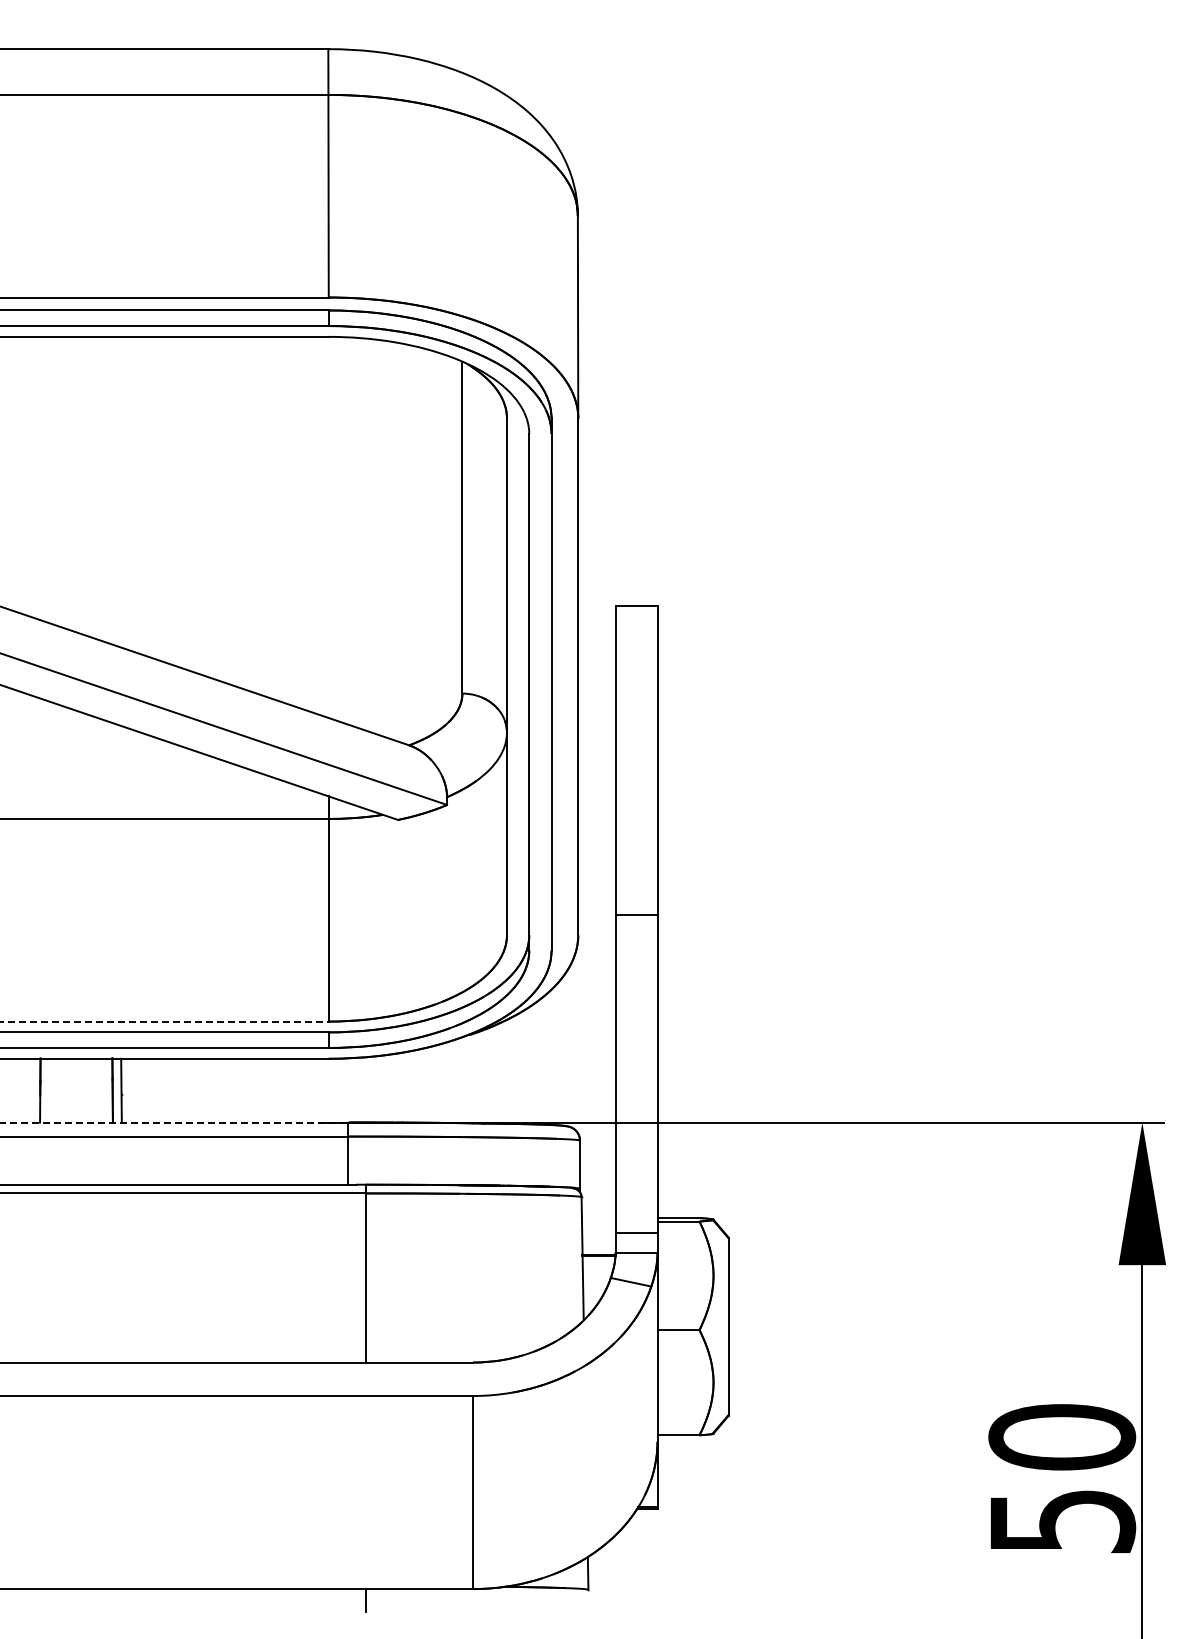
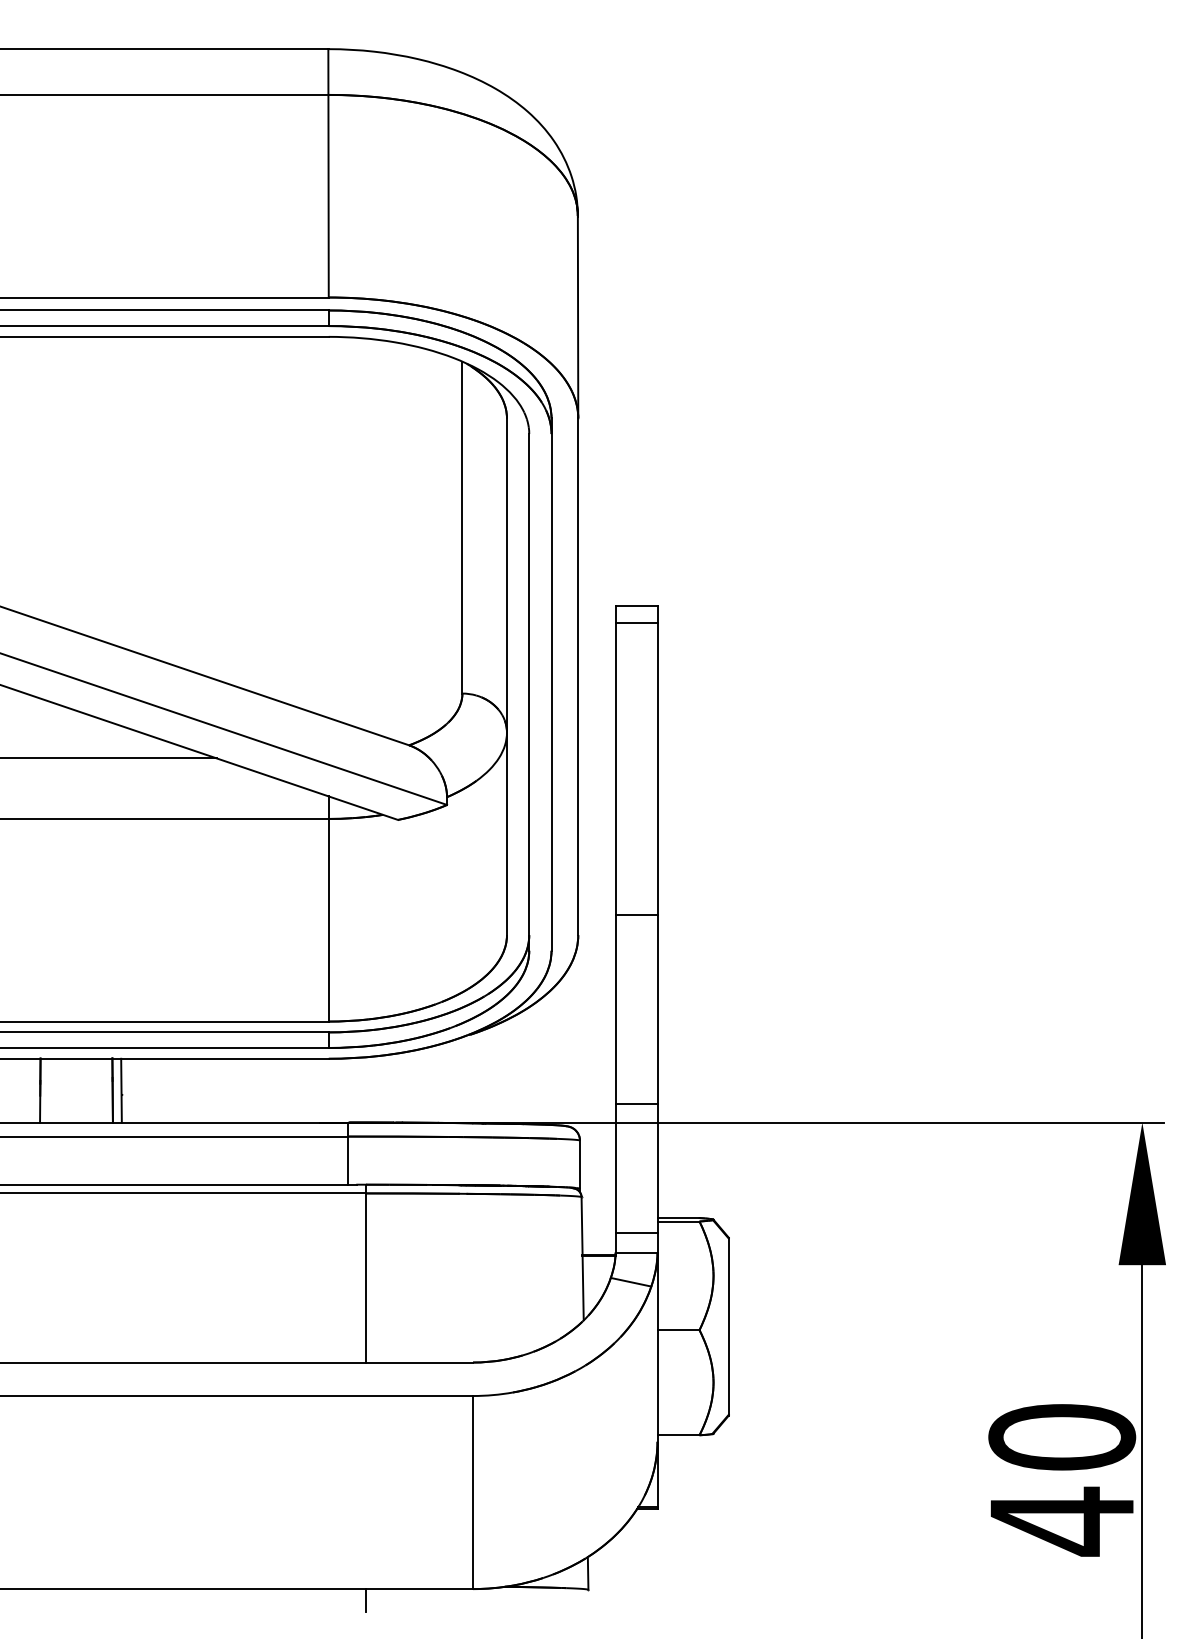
line: none -> present (636, 623)
line: none -> present (109, 758)
line: dashed -> solid (164, 1021)
line: none -> present (636, 1103)
line: dashed -> solid (174, 1122)
text: 50 -> 40 (1063, 1521)
